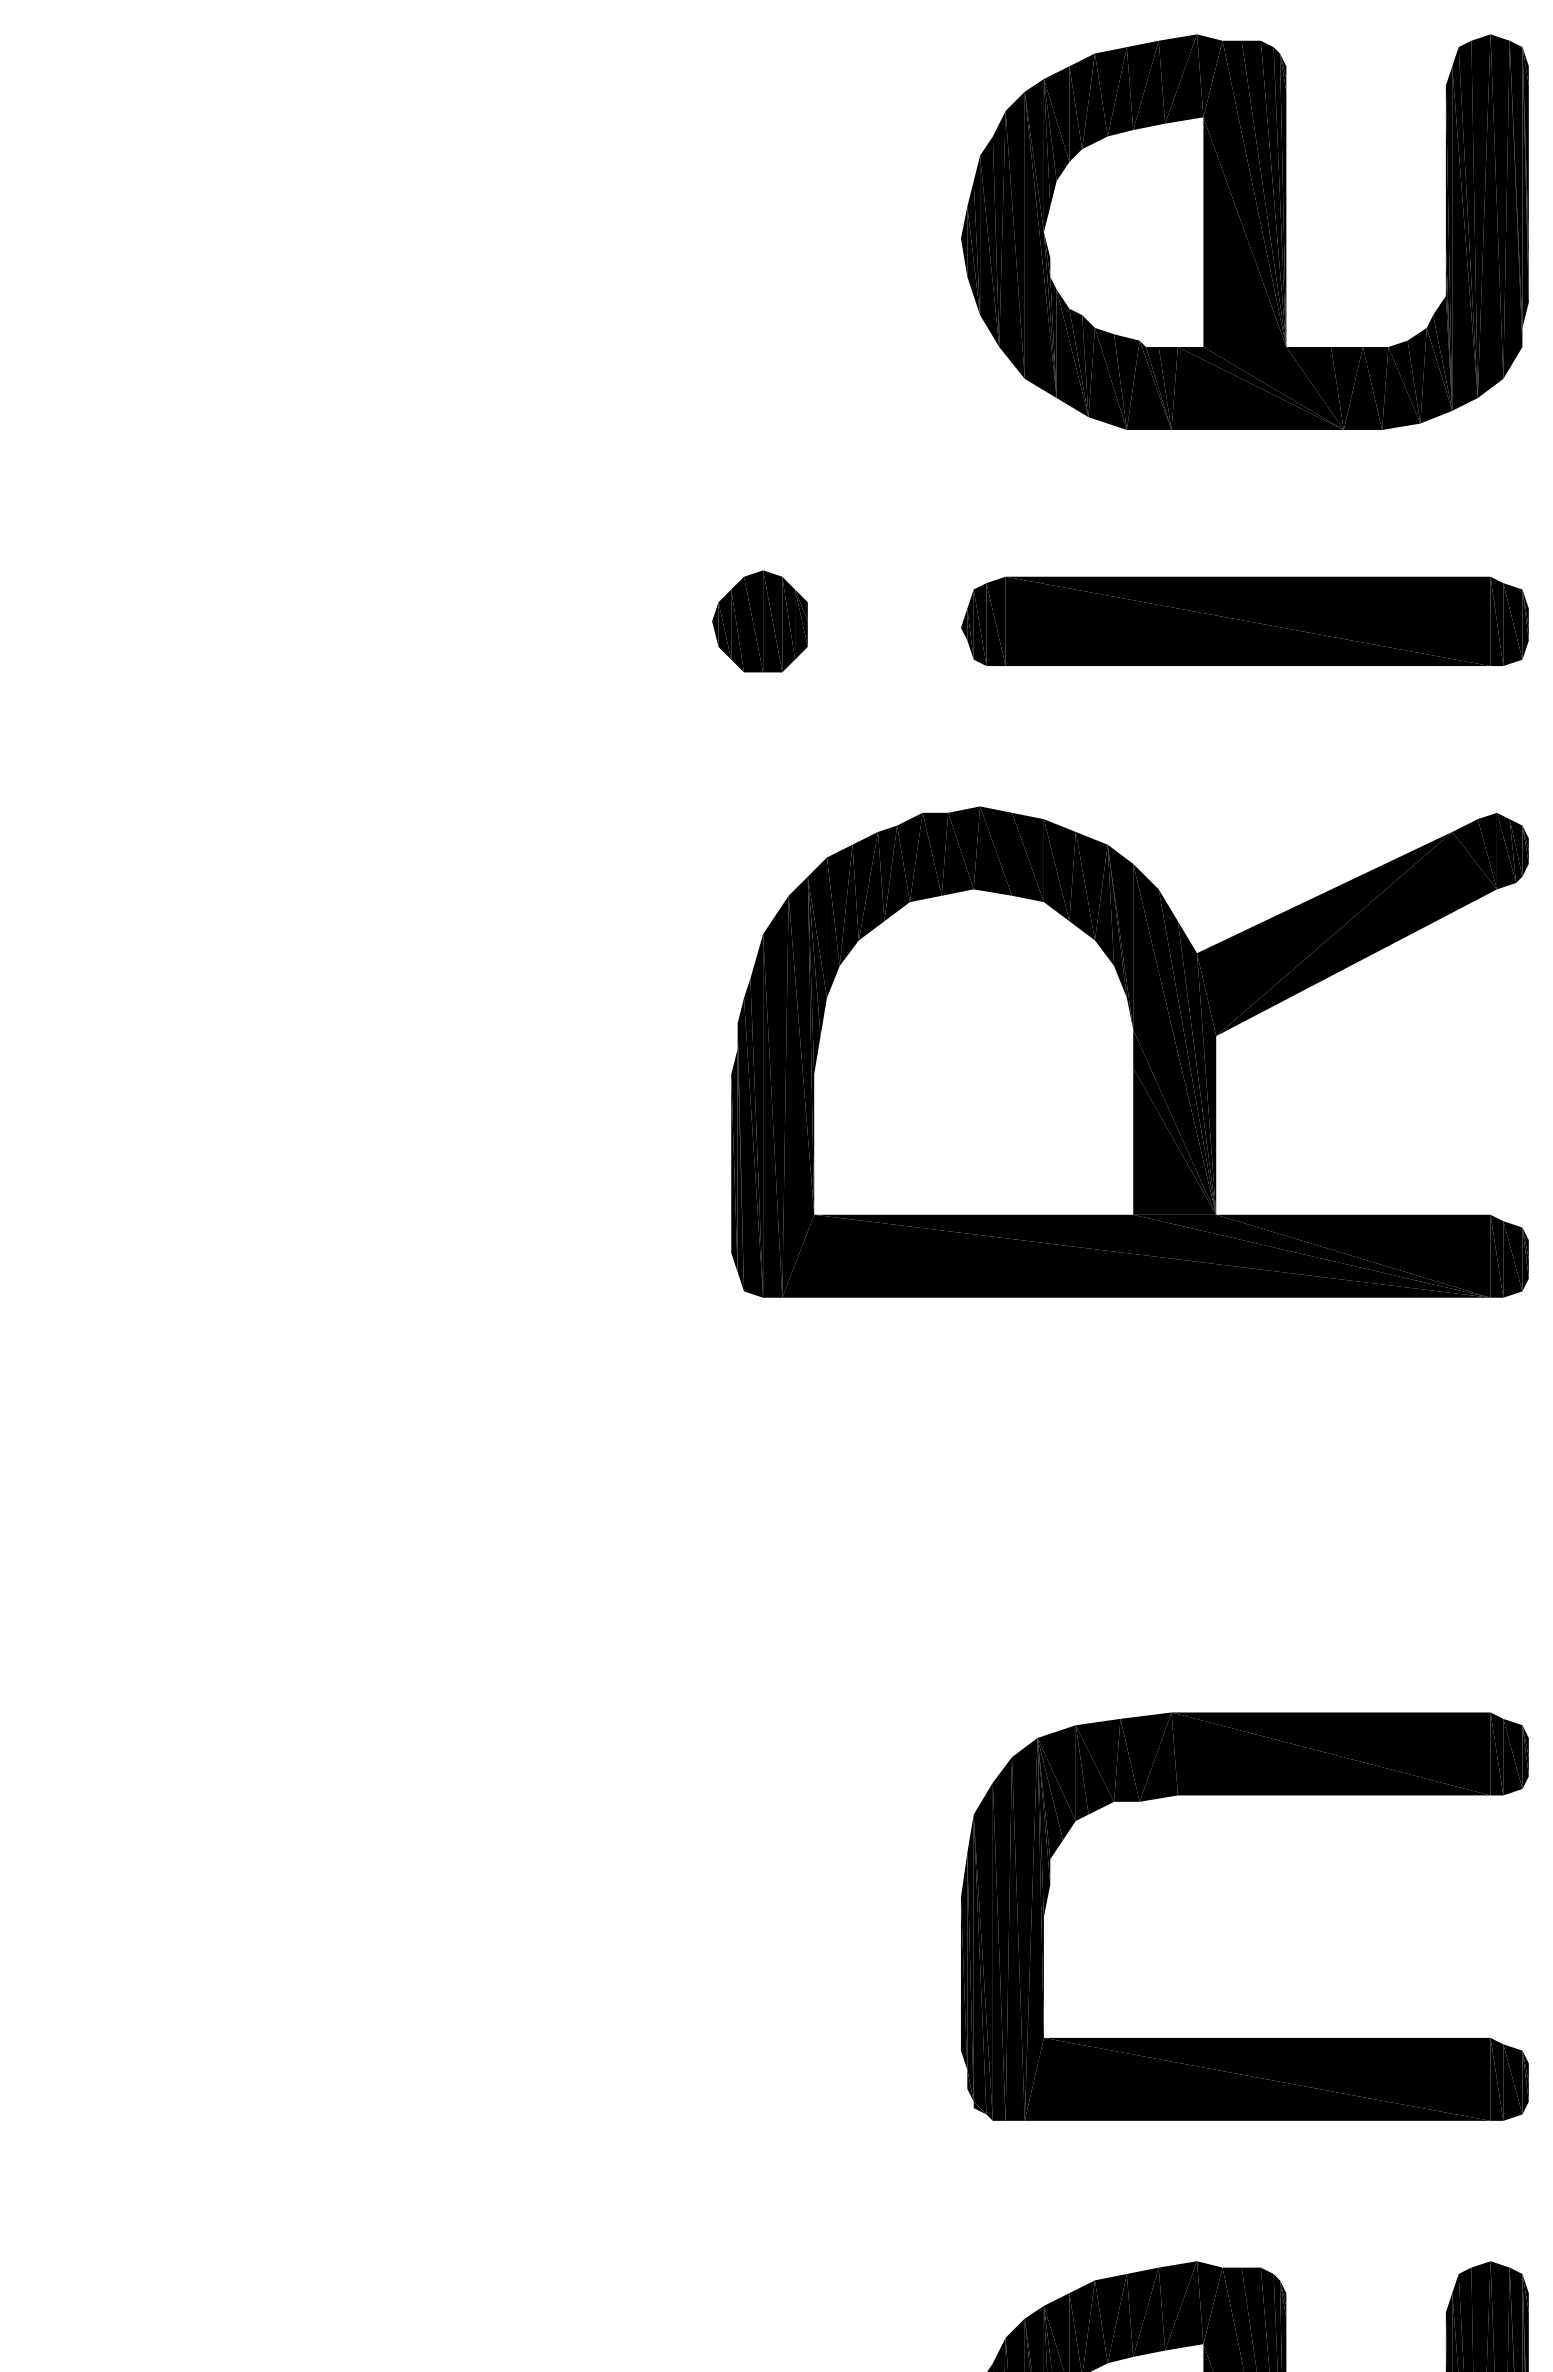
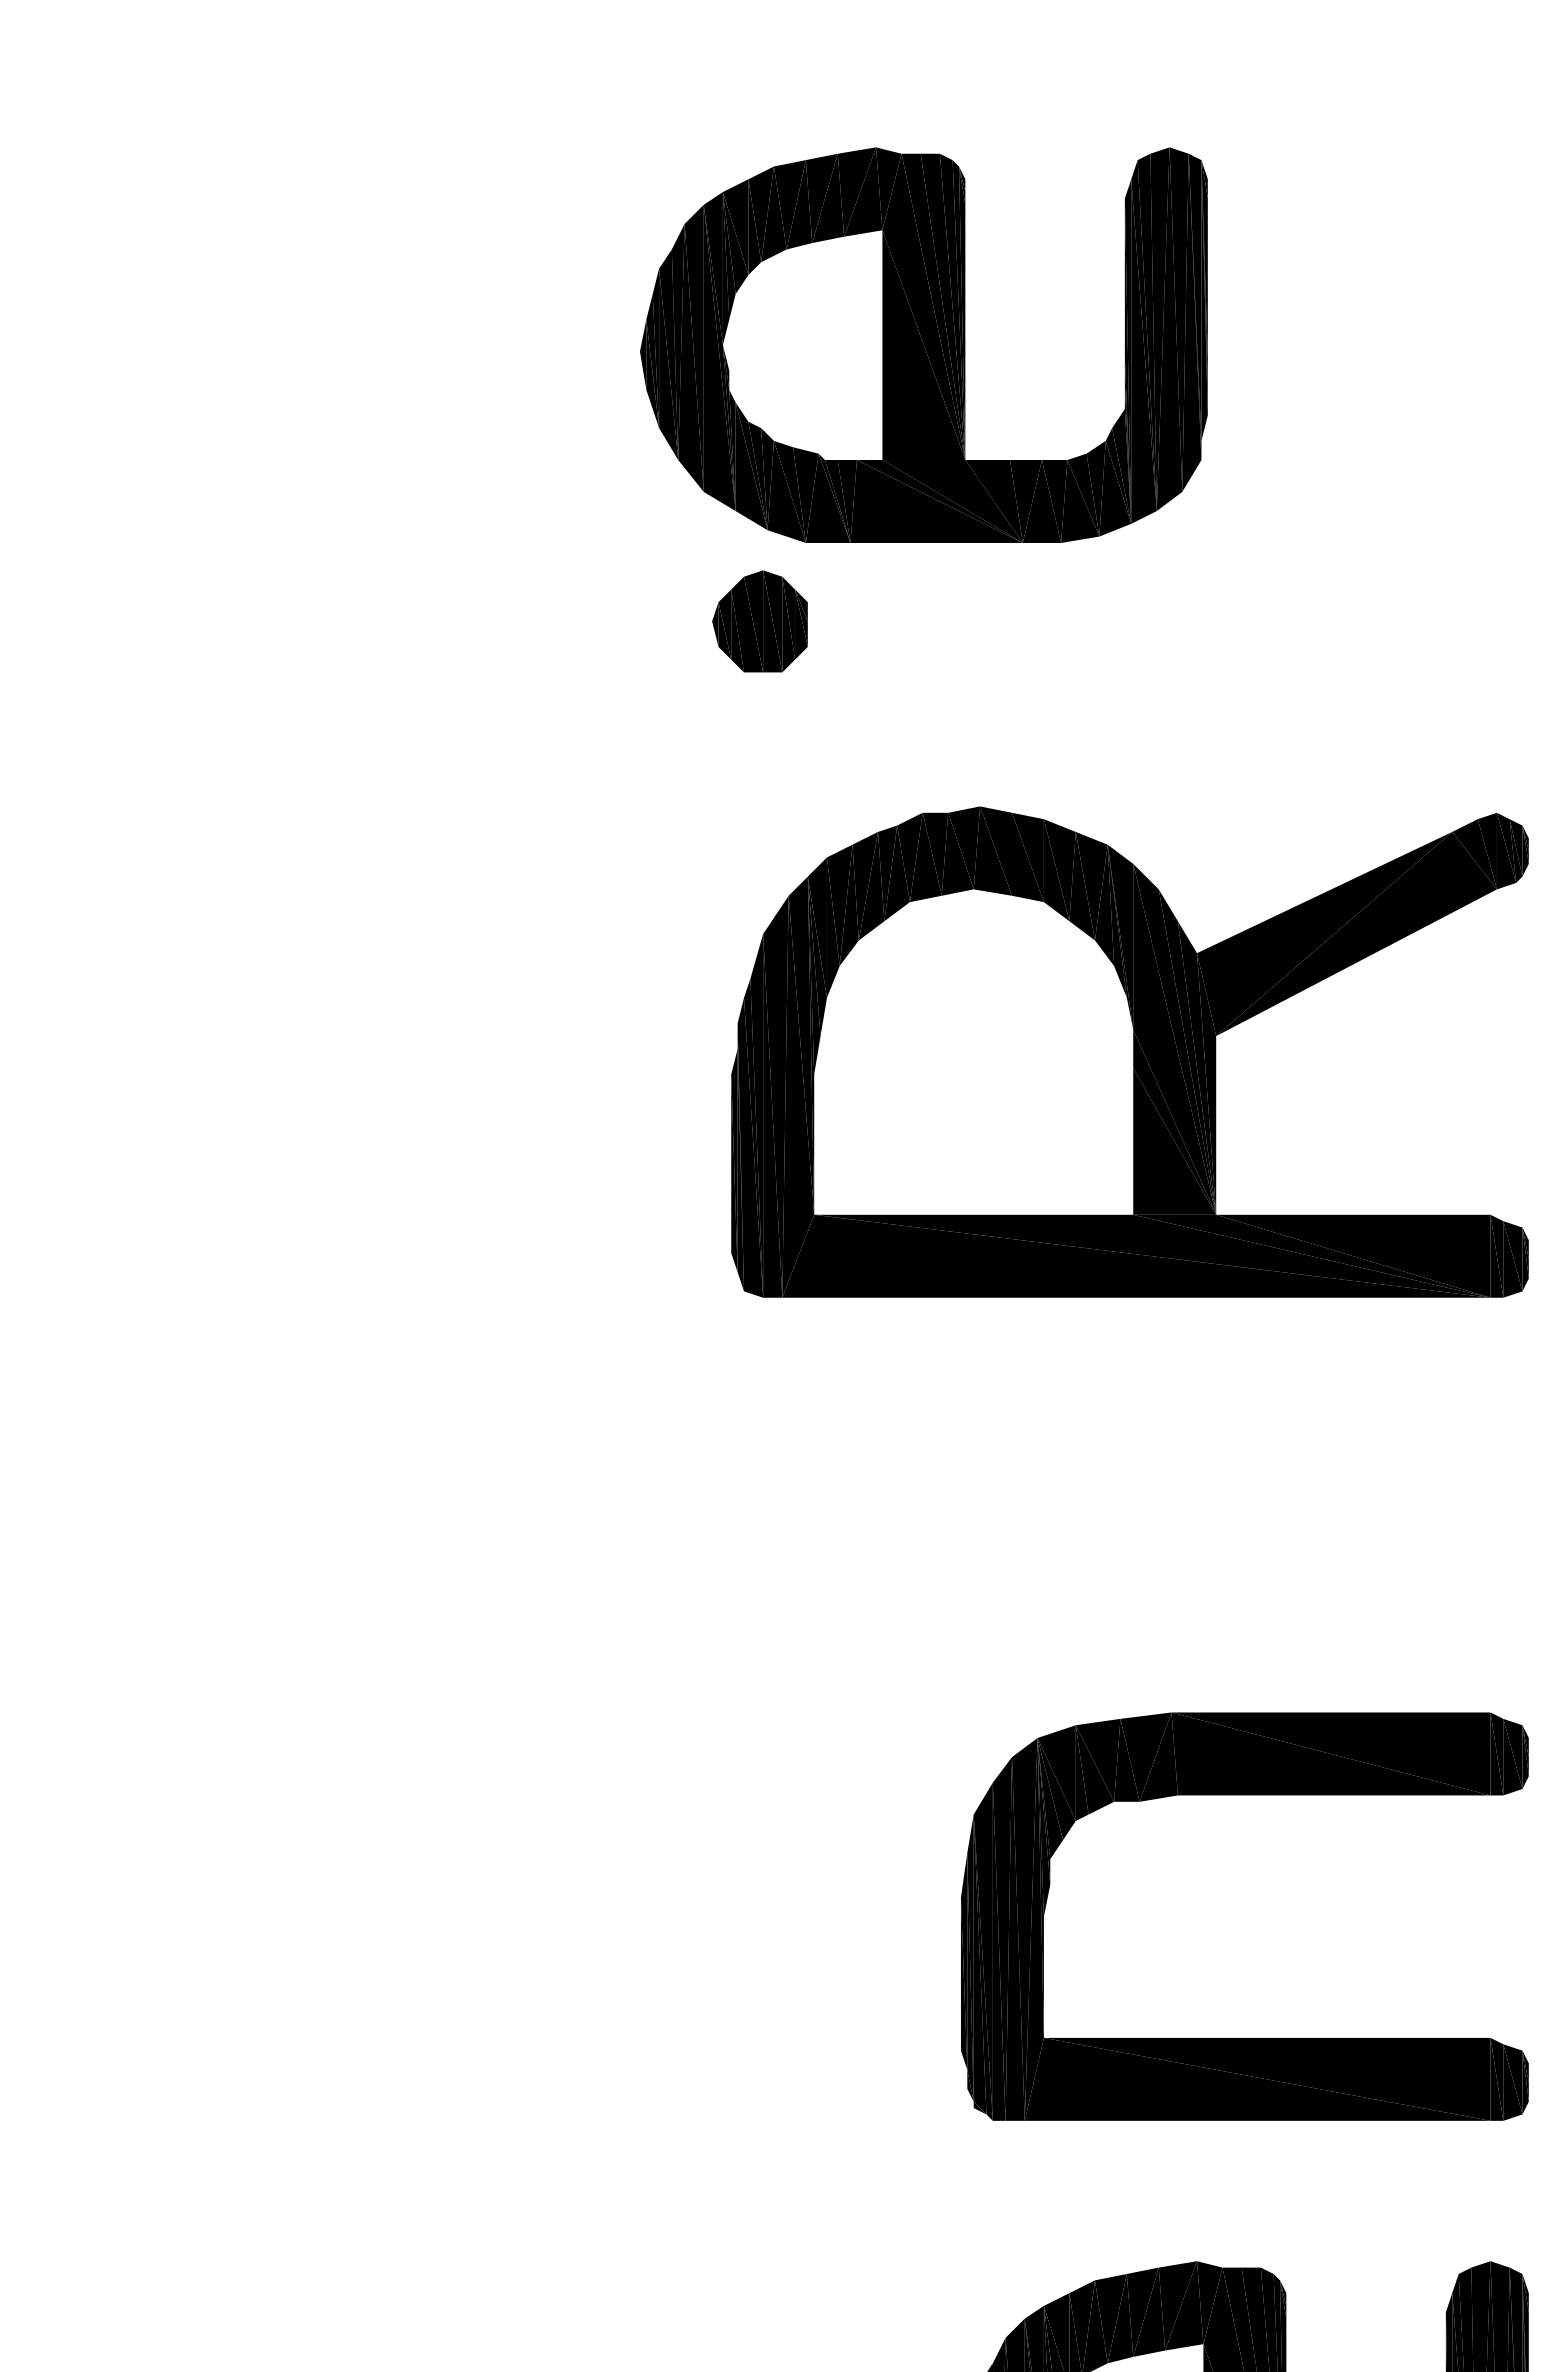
part position: (1244, 231) -> (923, 344) (923, 344)
part: present -> none (1244, 620)
